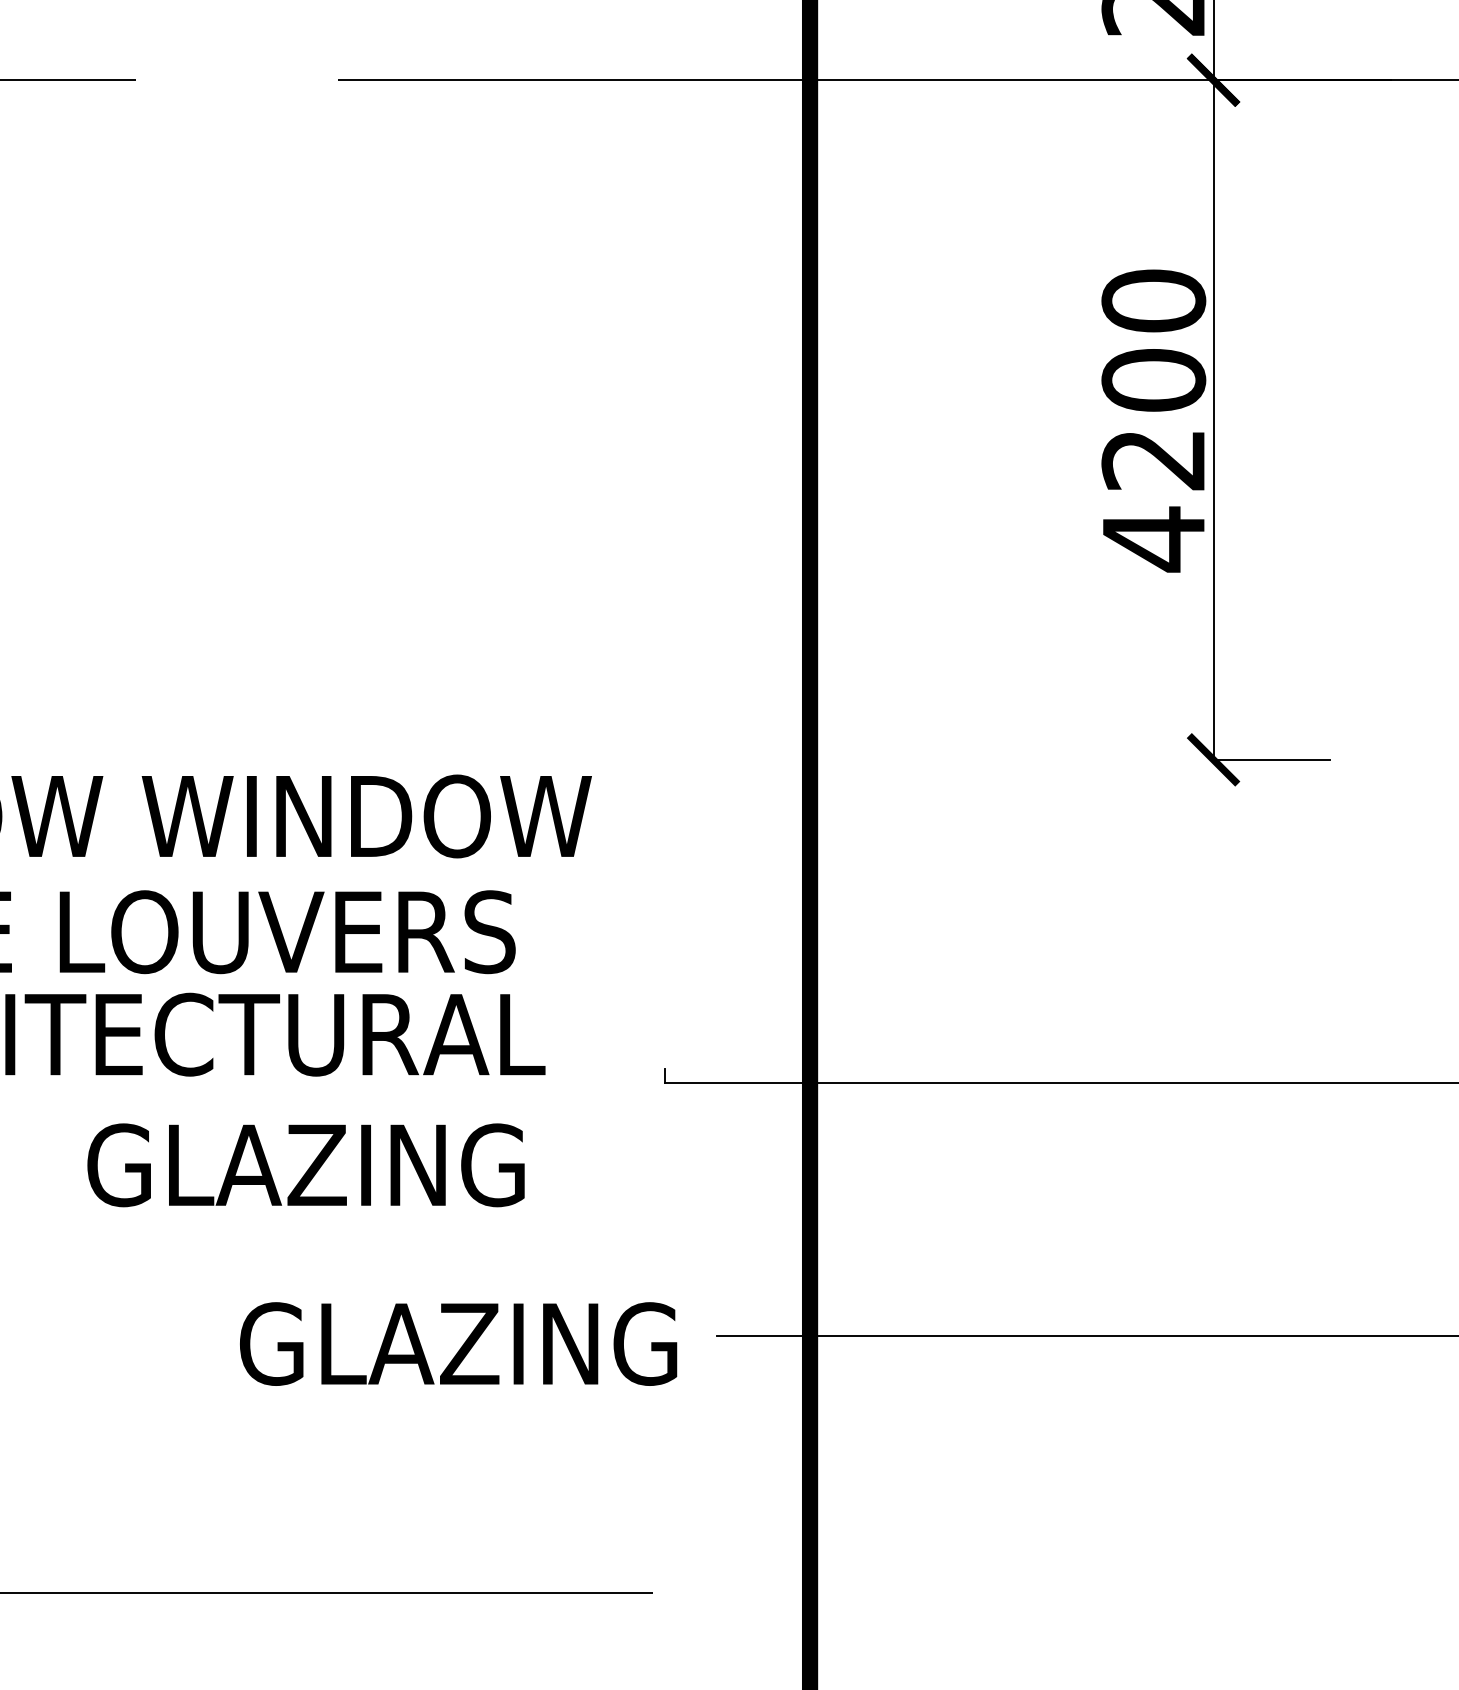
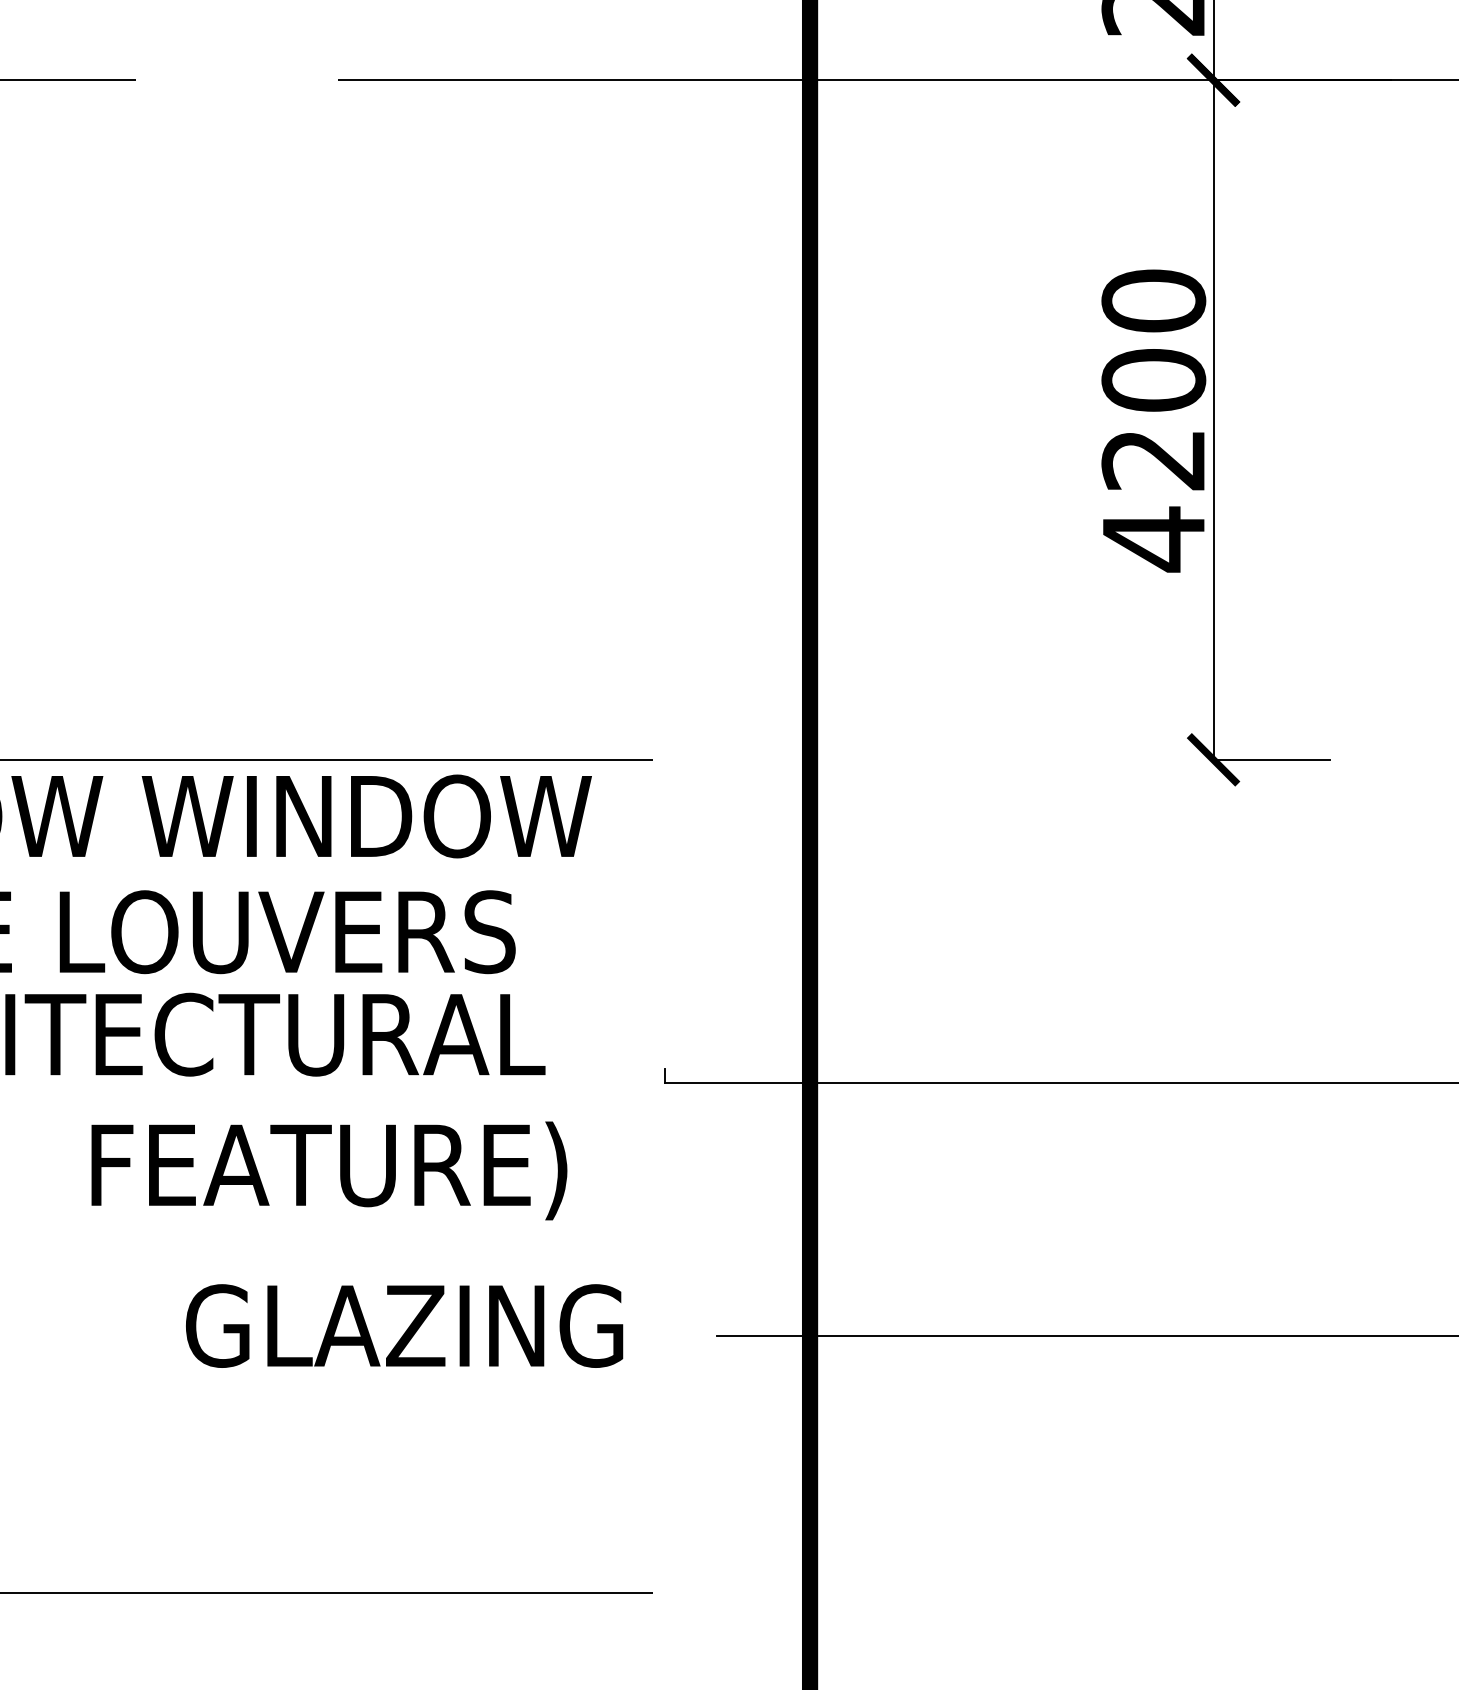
line: none -> present (327, 759)
text: GLAZING -> FEATURE) (327, 1170)
text position: (458, 1343) -> (404, 1325) (404, 1325)
